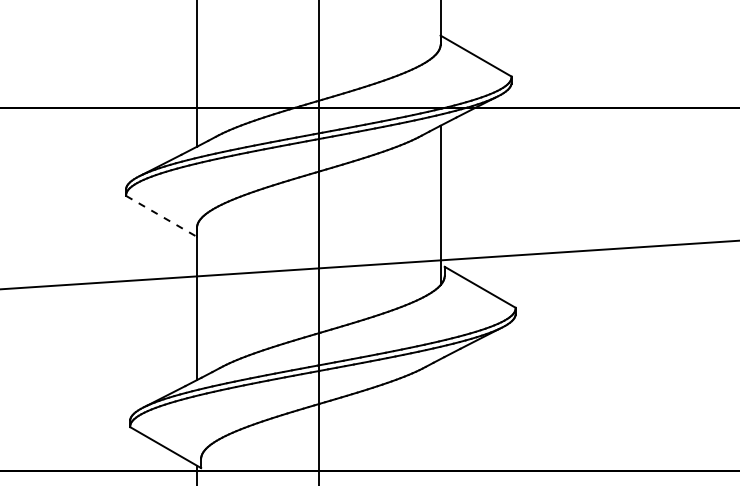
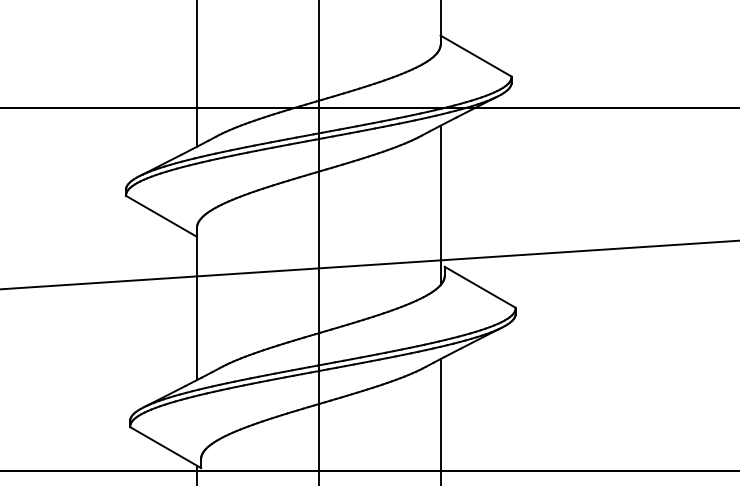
line: dashed -> solid (161, 216)
line: none -> present (440, 420)
